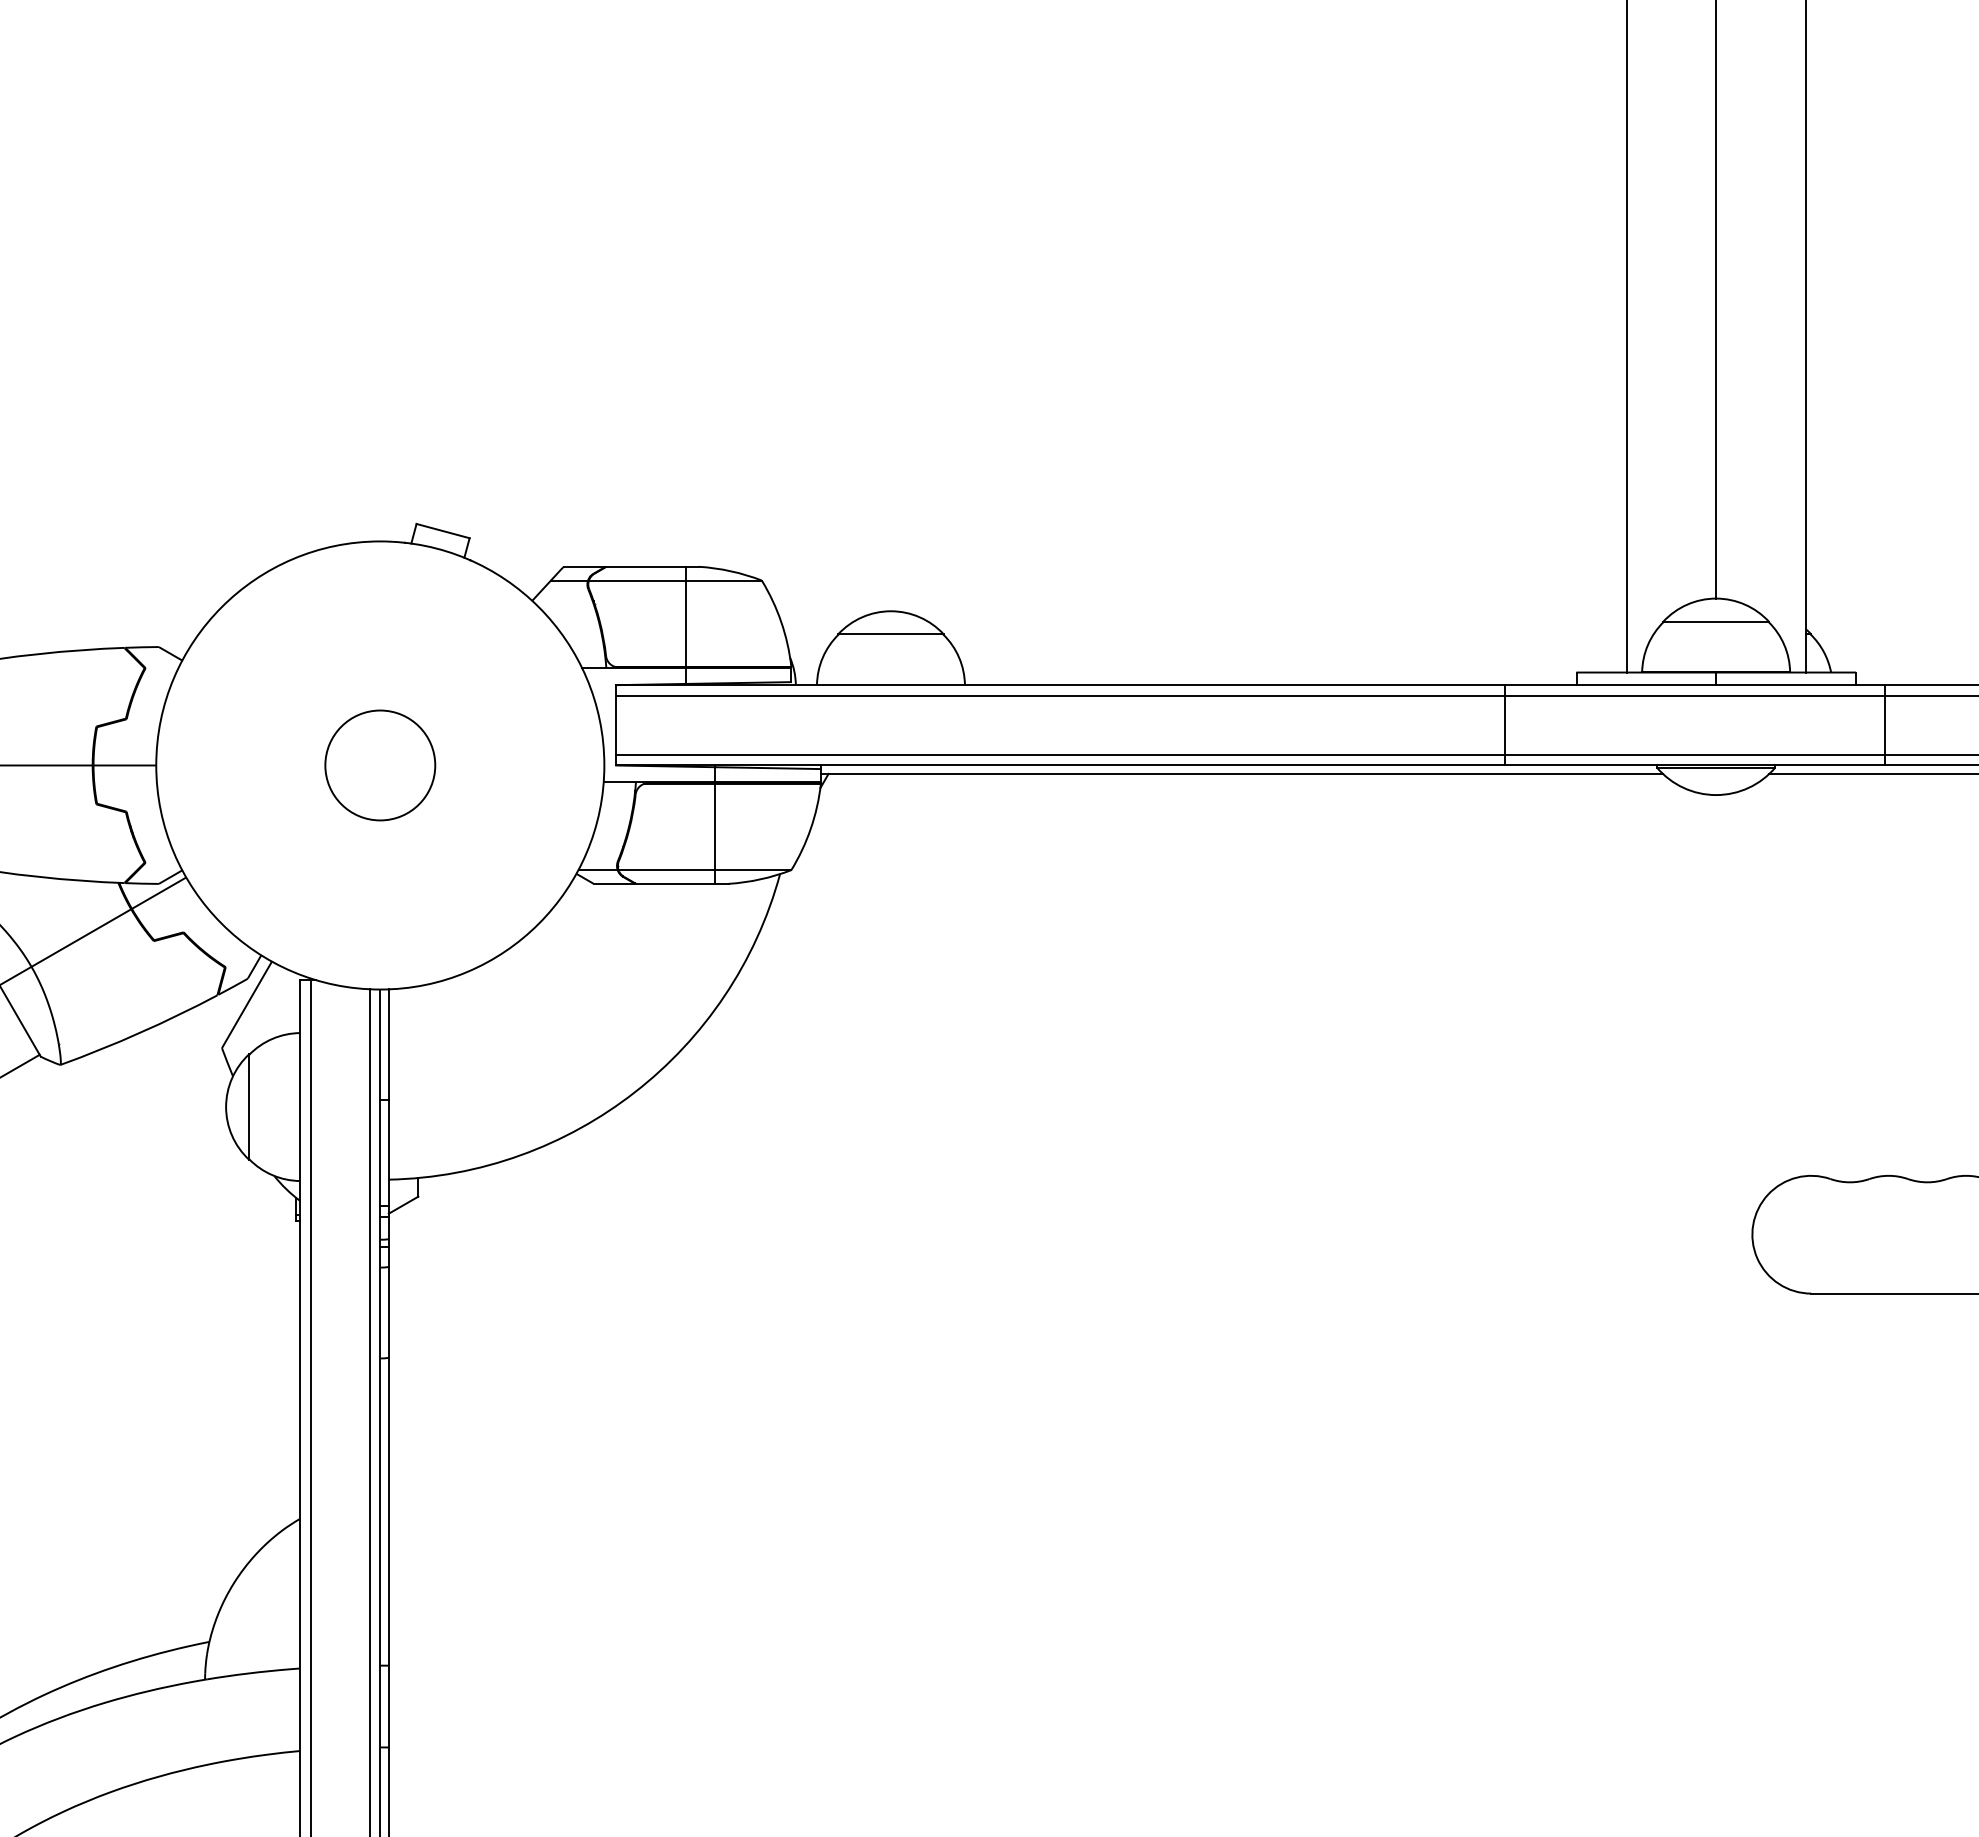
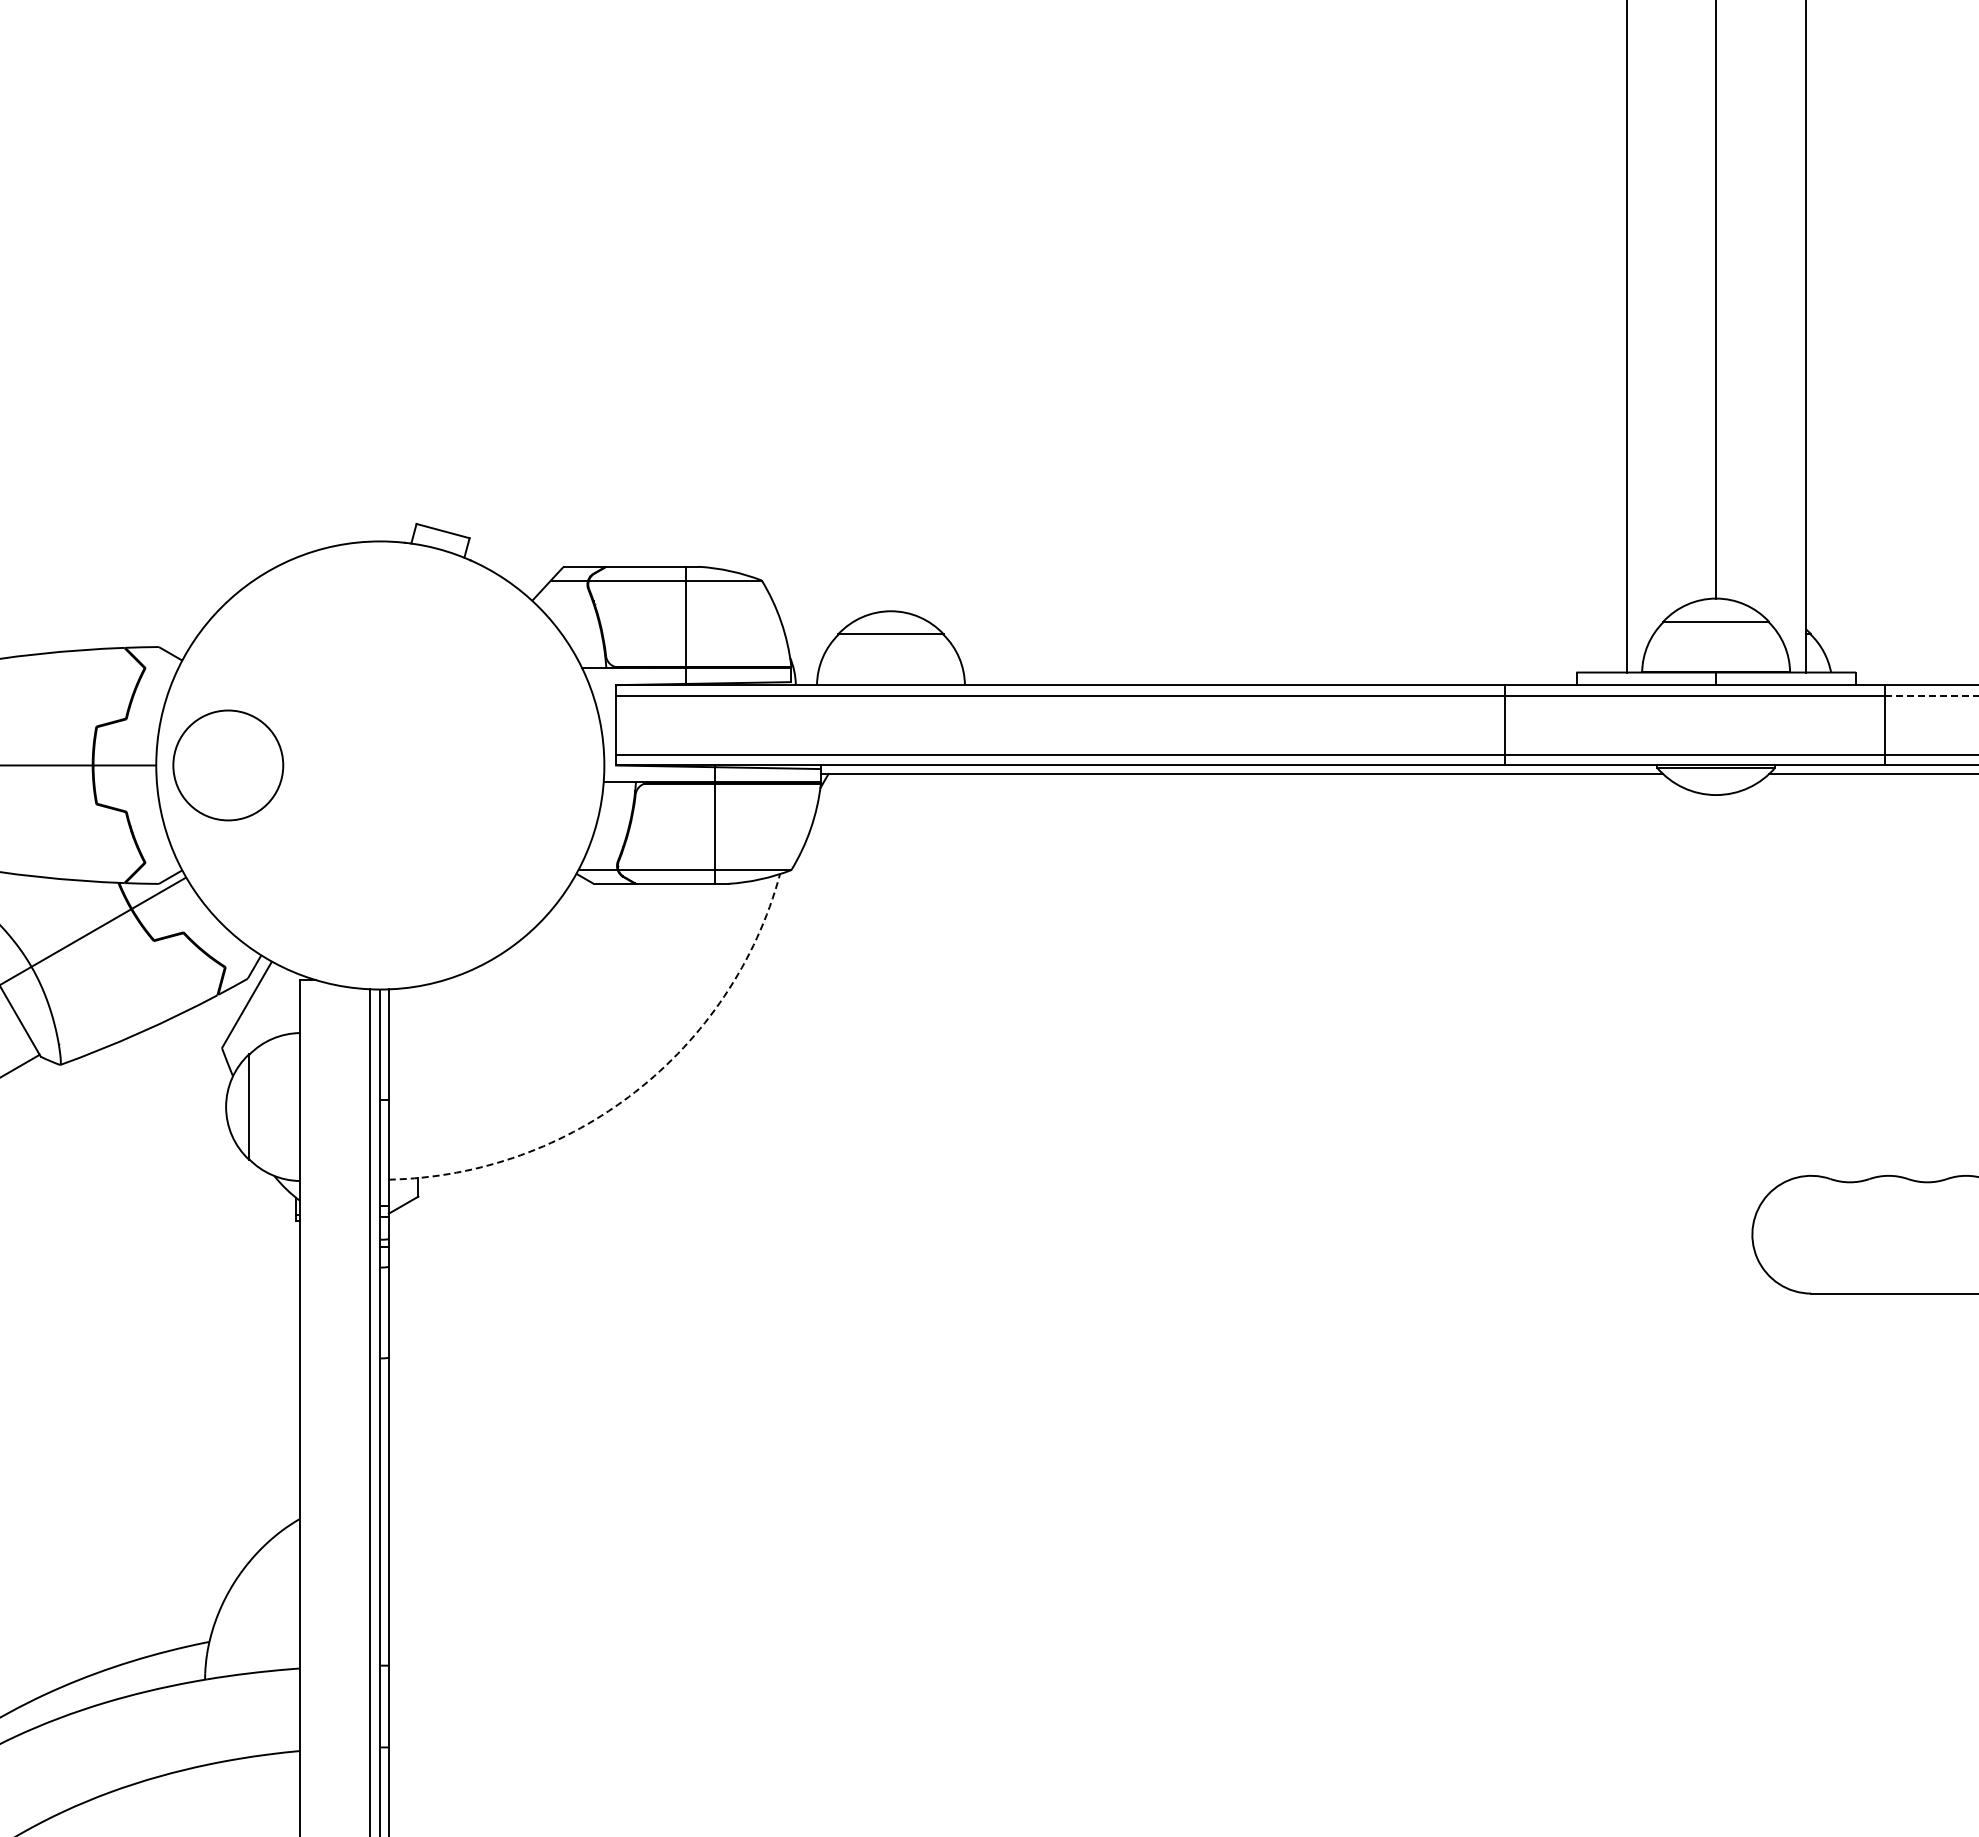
line: solid -> dashed (1932, 695)
circle position: (380, 765) -> (228, 765) (228, 765)
arc: solid -> dashed (635, 1092)
line: present -> none (310, 1406)
